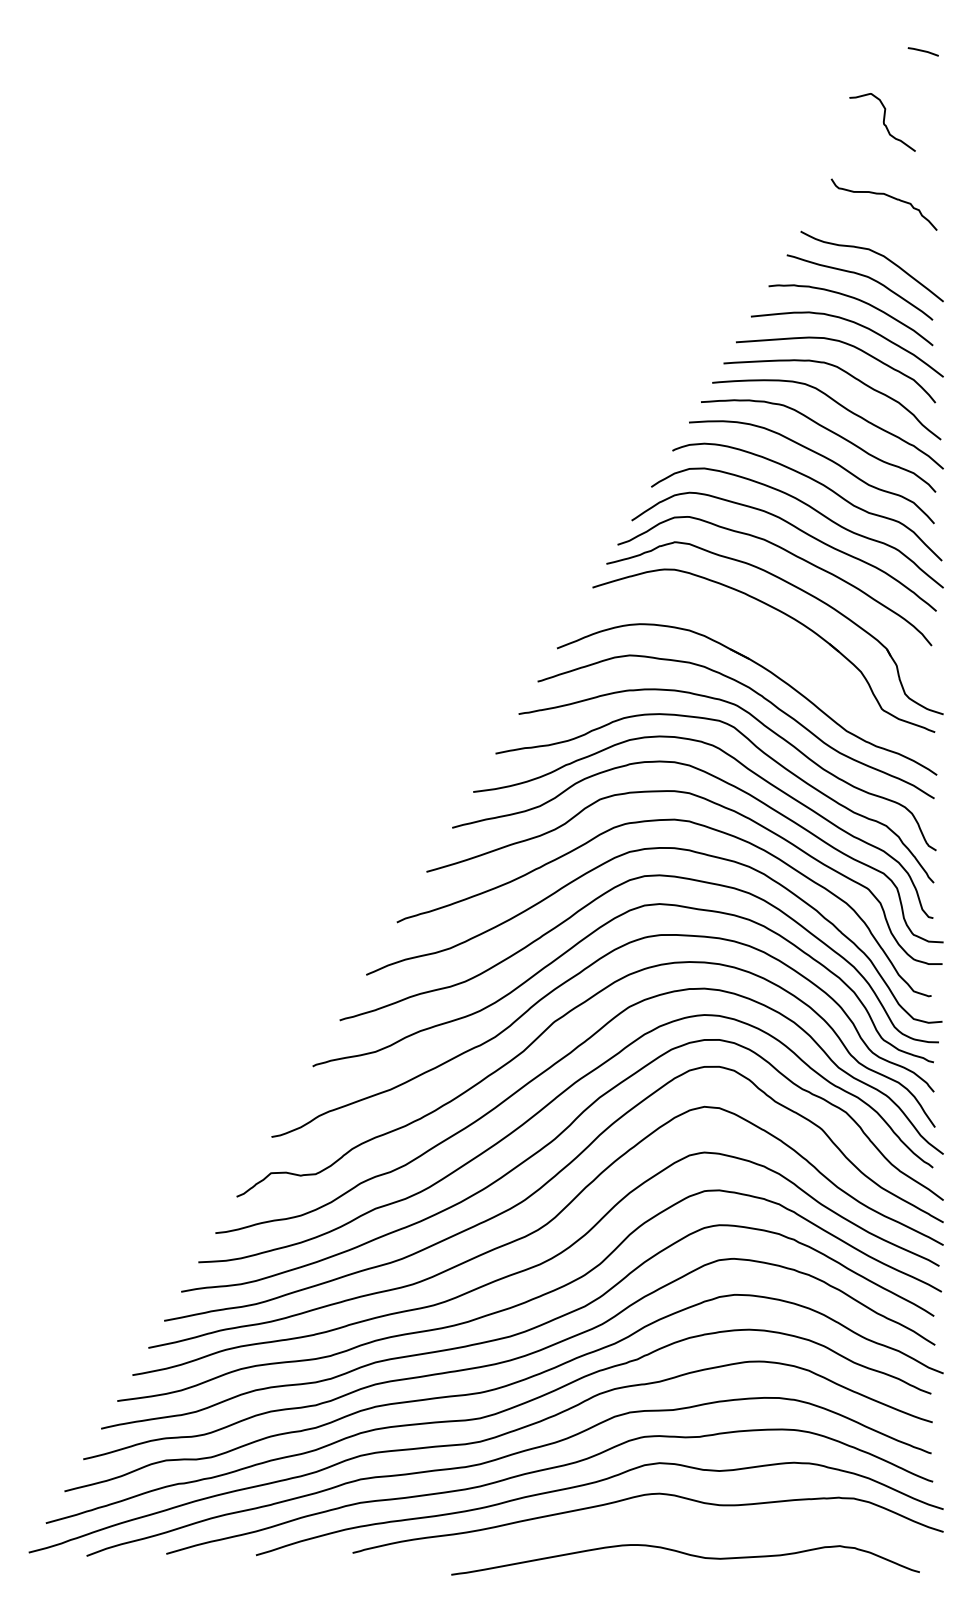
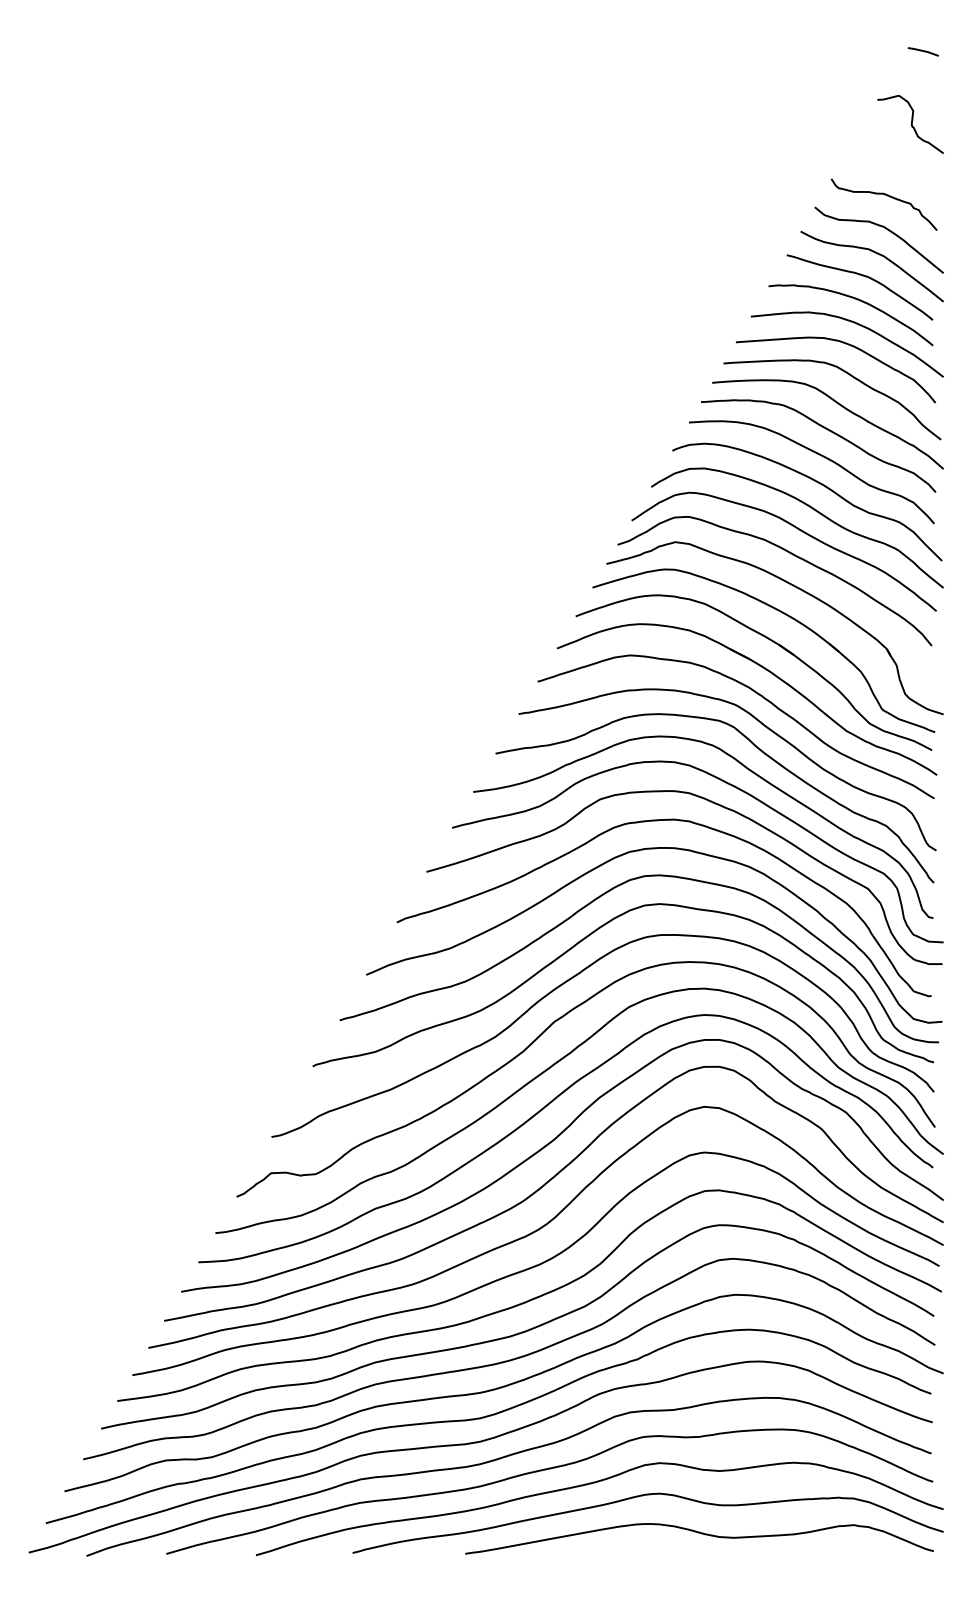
curve position: (883, 122) -> (911, 124) (911, 124)
curve: none -> present (885, 229)
part: none -> present (769, 640)
curve position: (687, 1555) -> (701, 1534) (701, 1534)
